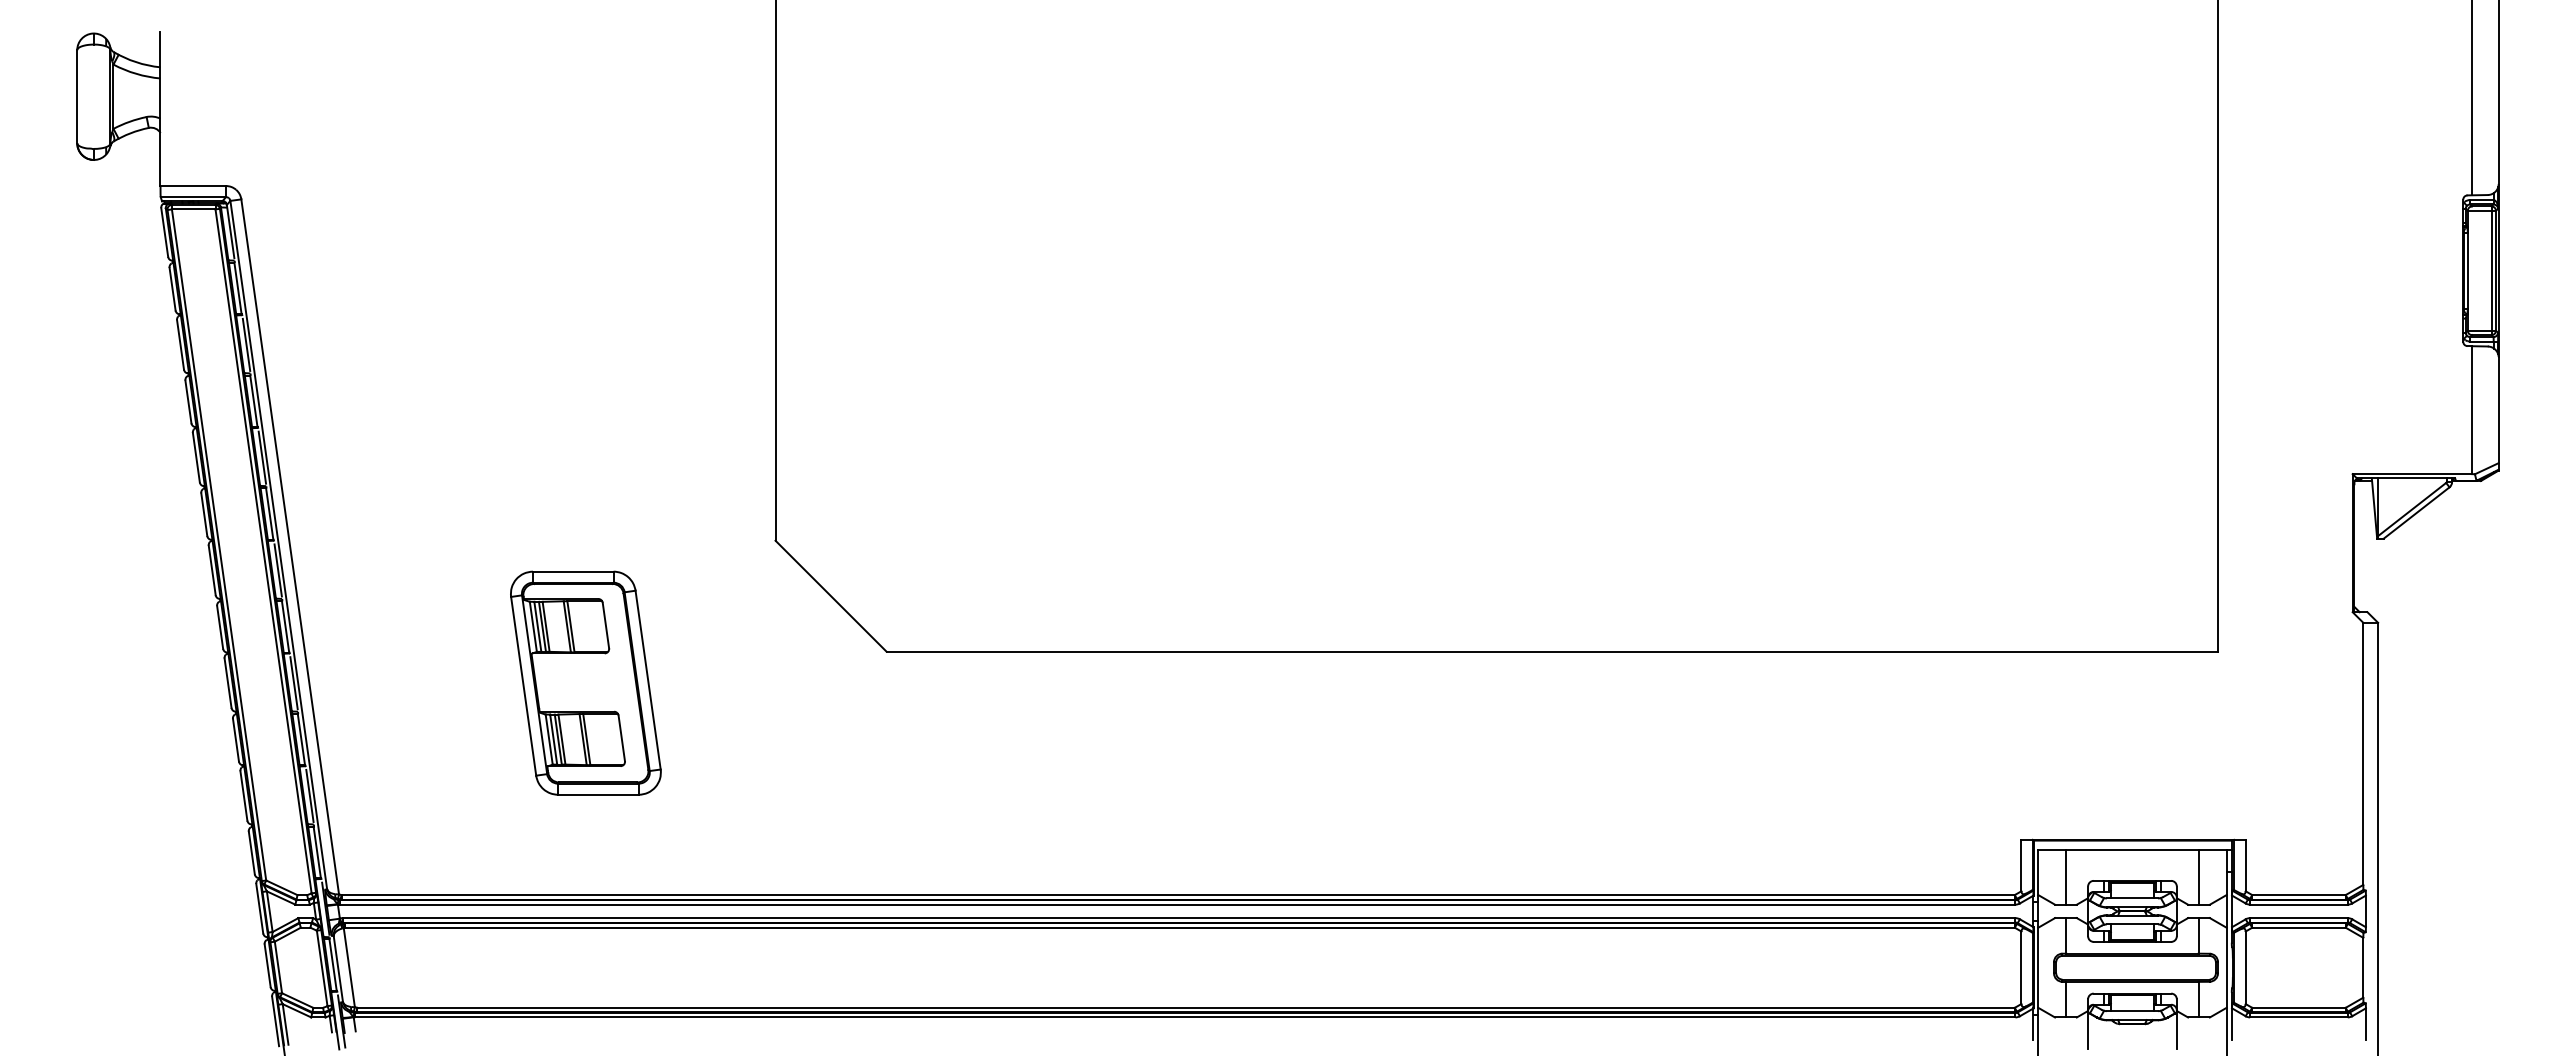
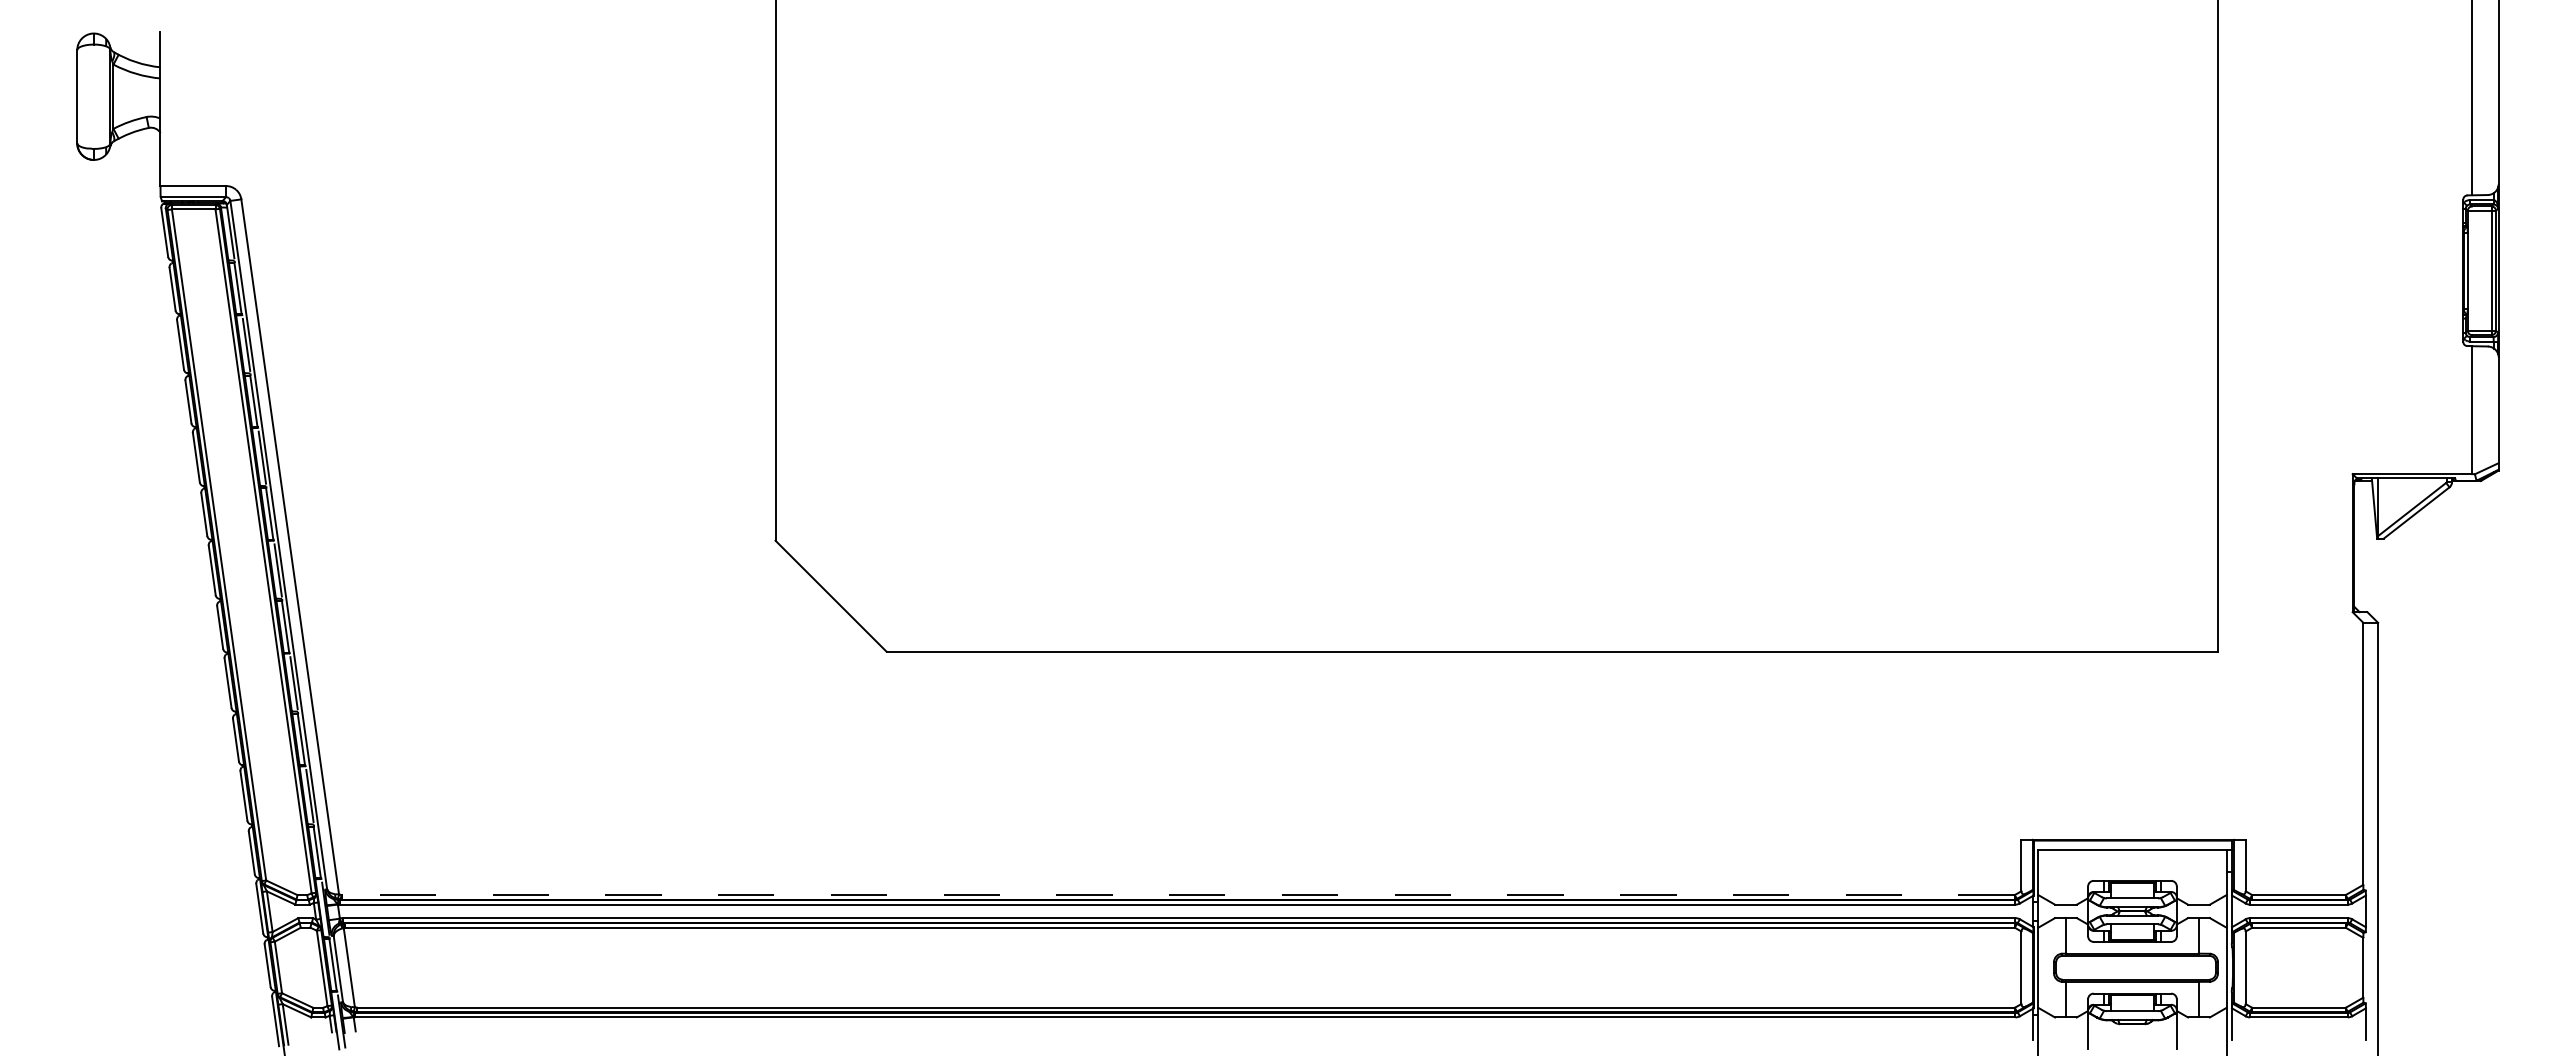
part: present -> none (585, 682)
line: present -> none (2066, 876)
line: present -> none (2198, 876)
line: solid -> dashed (1178, 895)
